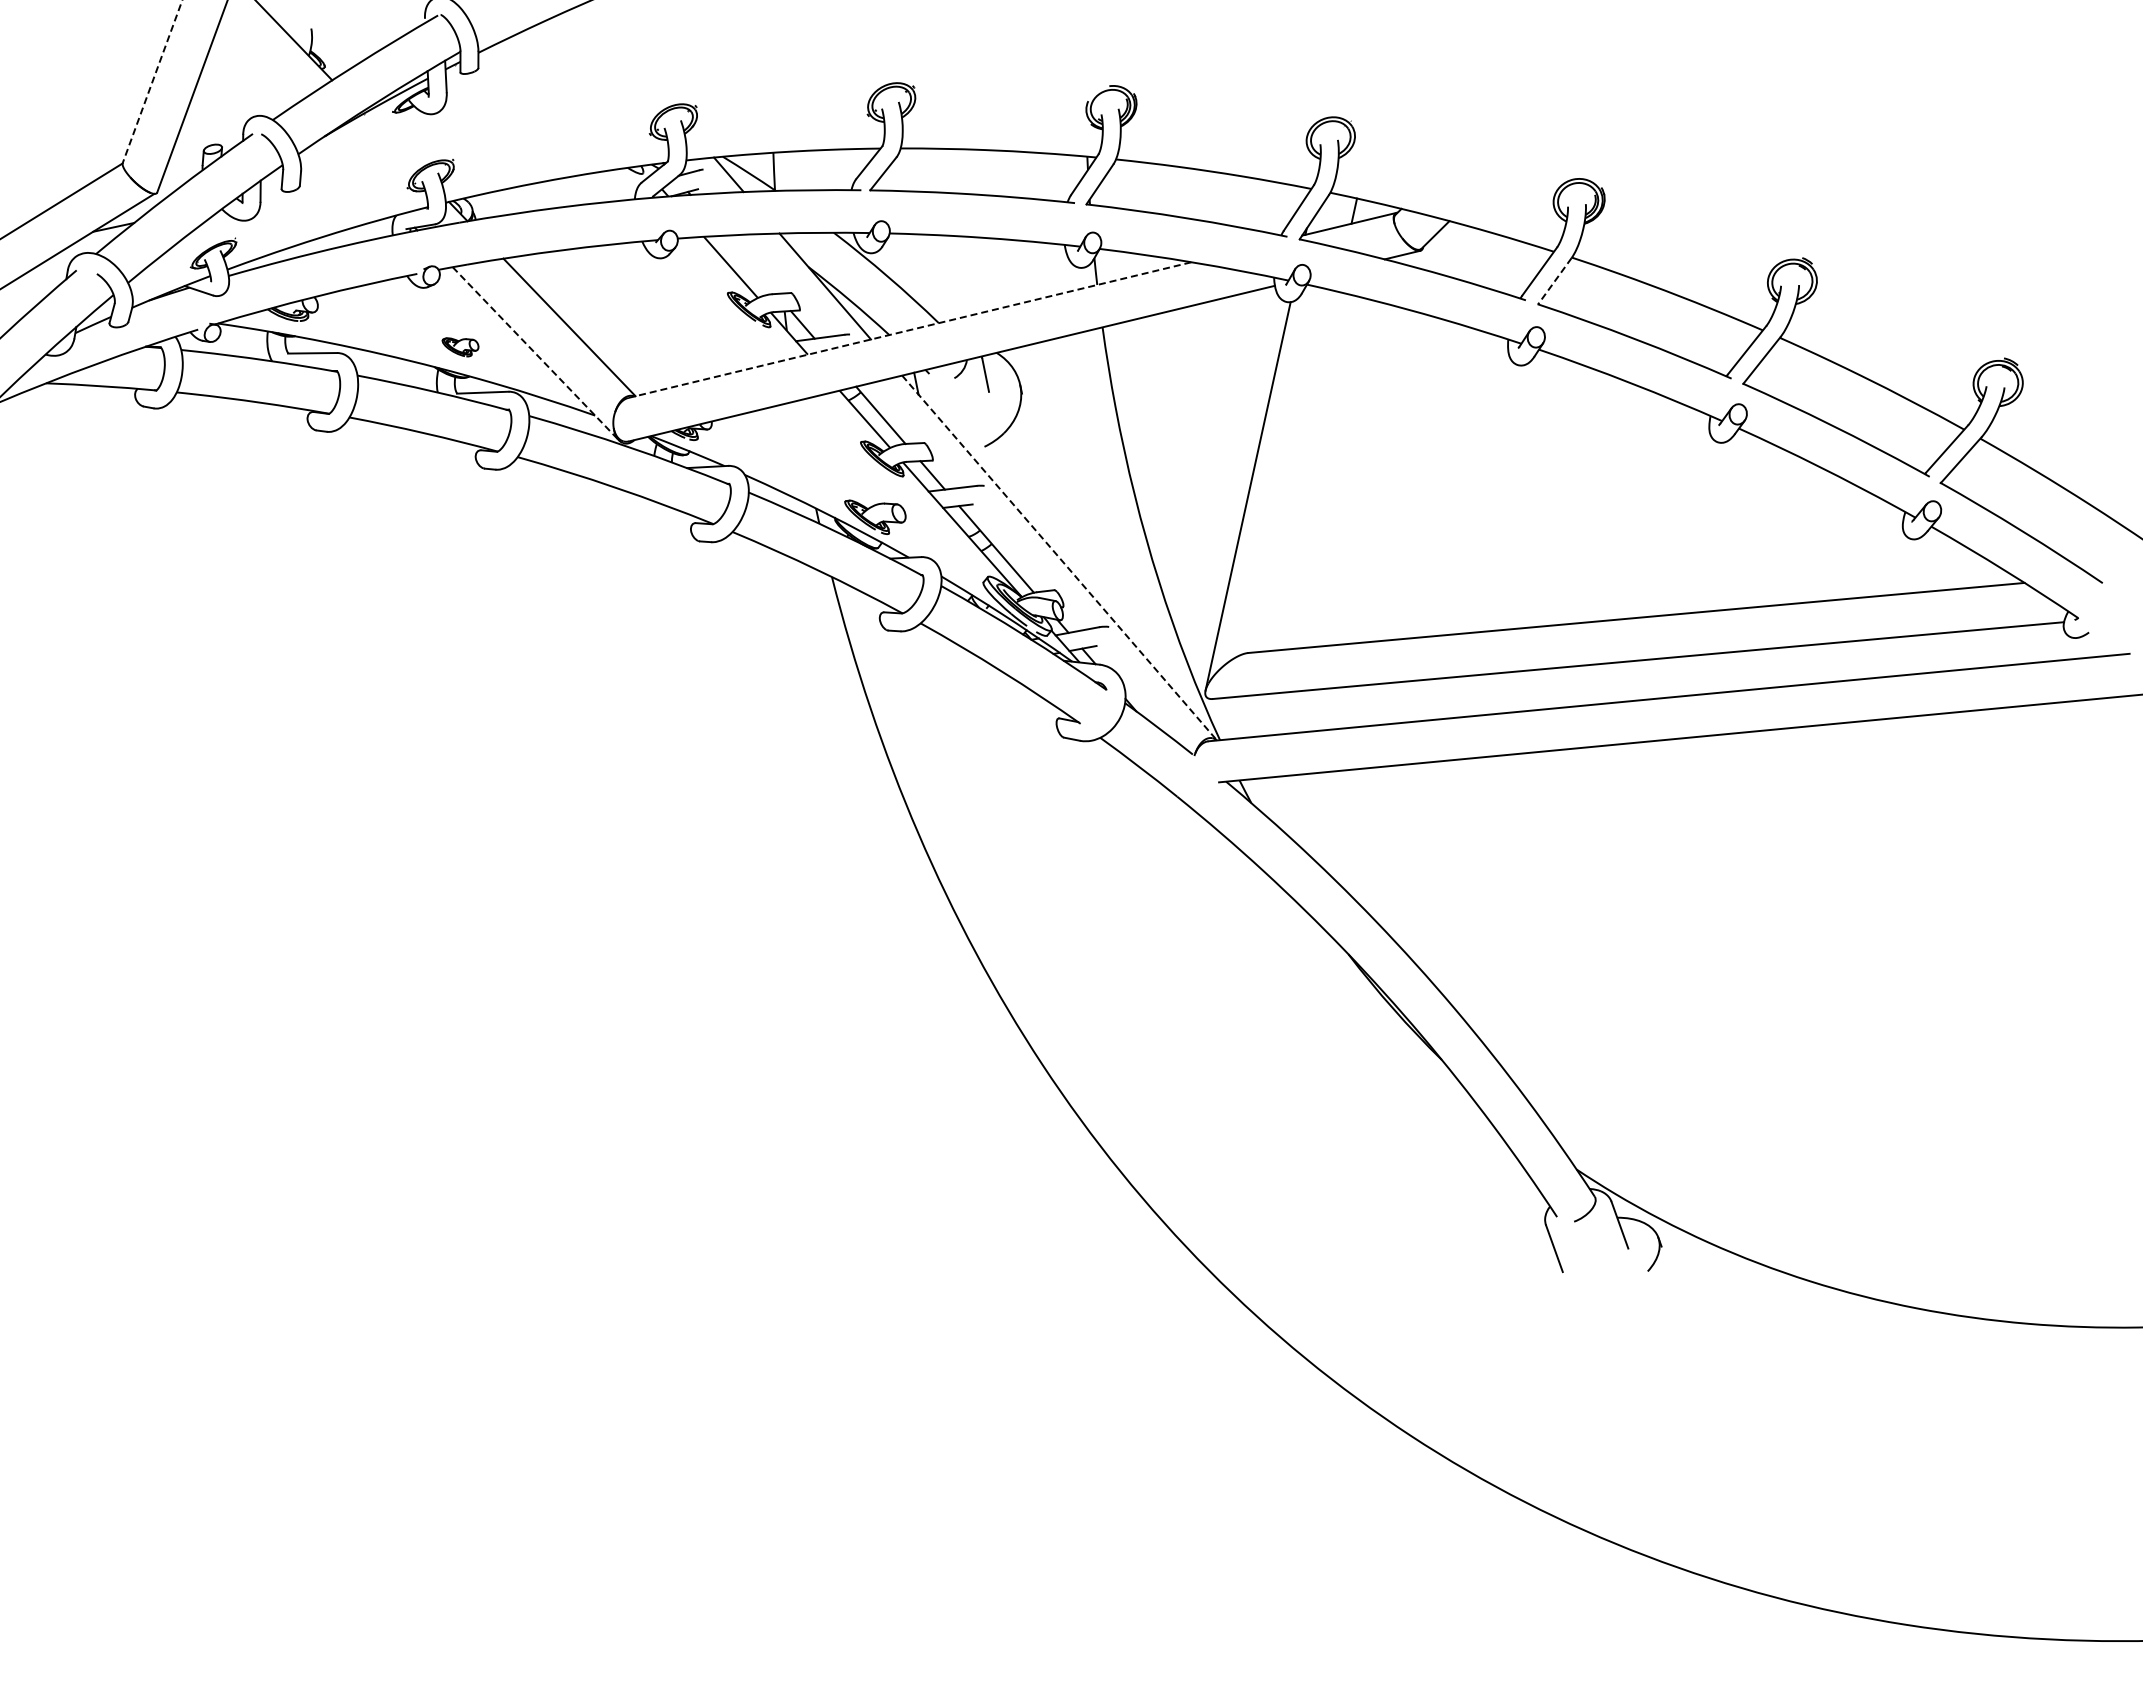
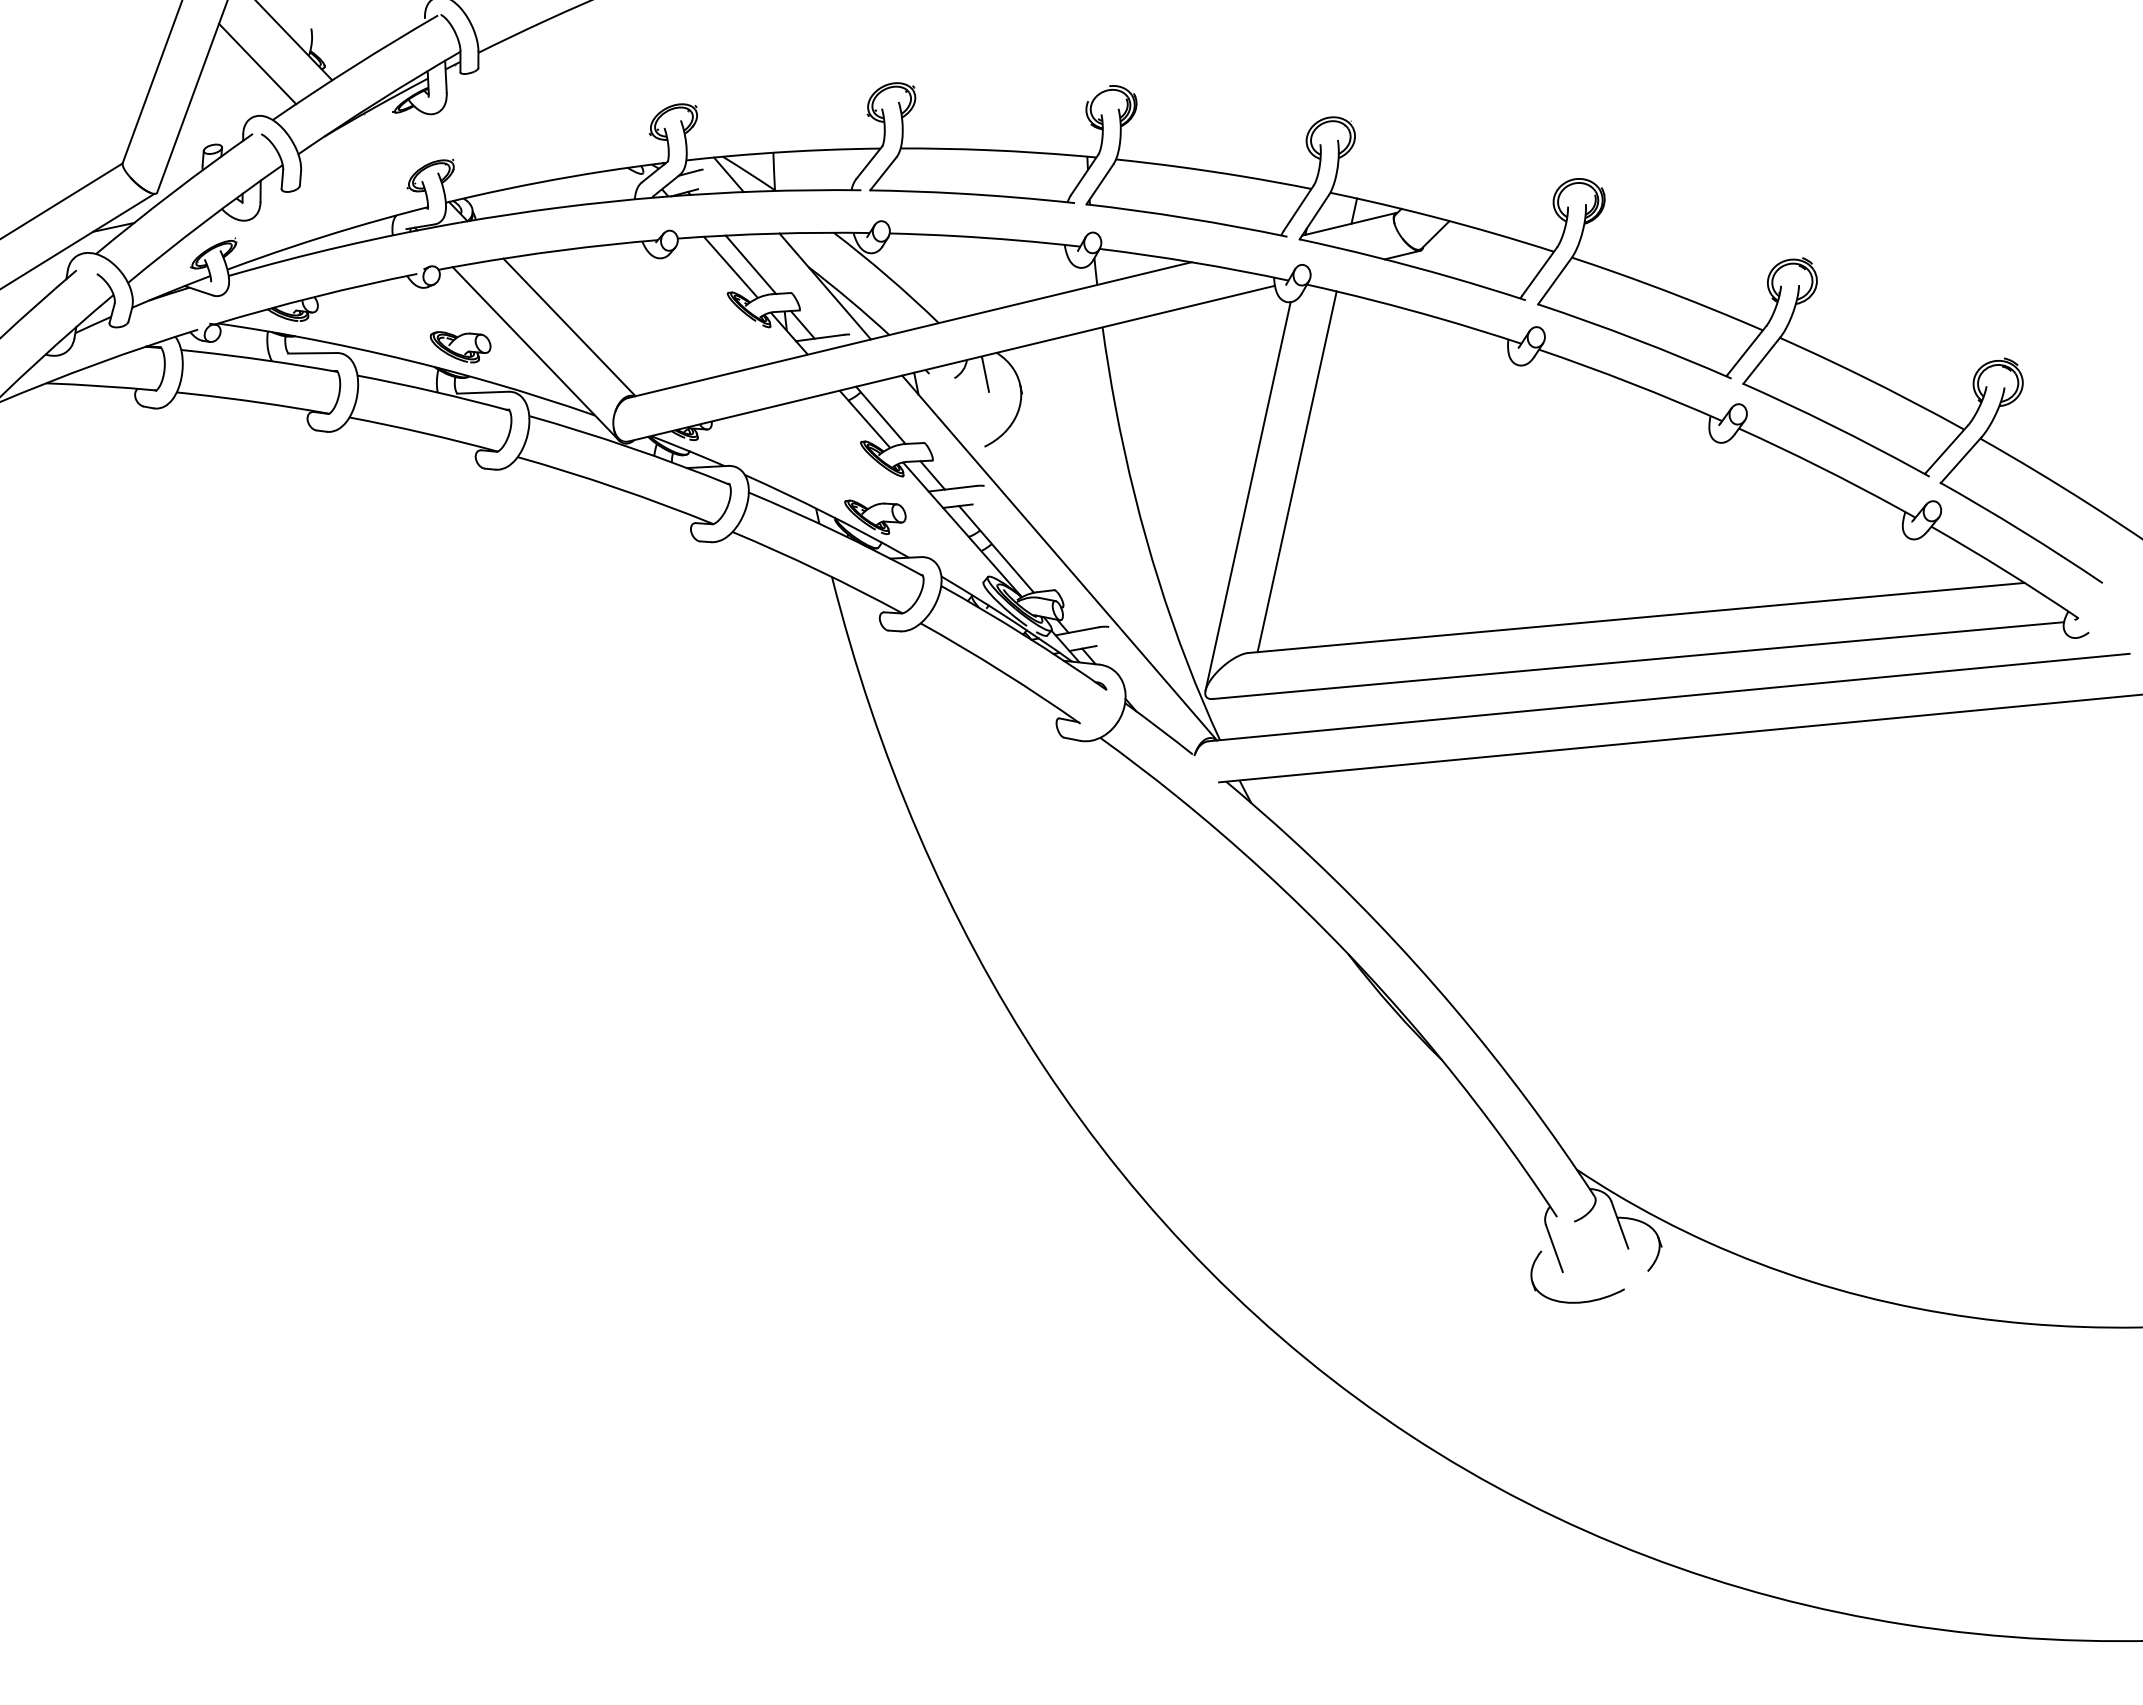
line: none -> present (257, 63)
line: dashed -> solid (152, 82)
line: none -> present (750, 264)
line: dashed -> solid (1554, 281)
line: dashed -> solid (910, 330)
part size: 39x21 px -> 63x33 px (460, 347)
line: dashed -> solid (535, 353)
line: none -> present (1296, 471)
line: dashed -> solid (1059, 558)
part: none -> present (1577, 1301)
